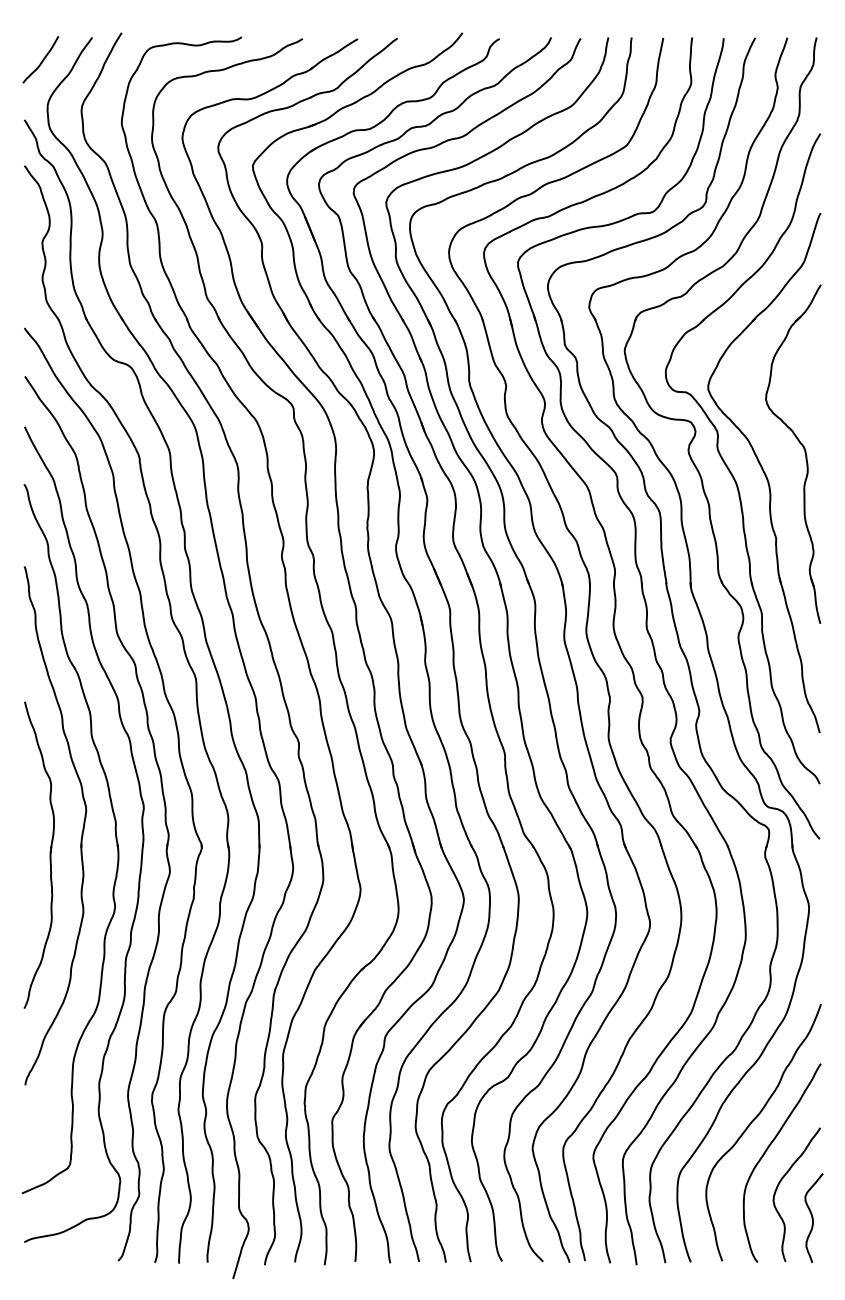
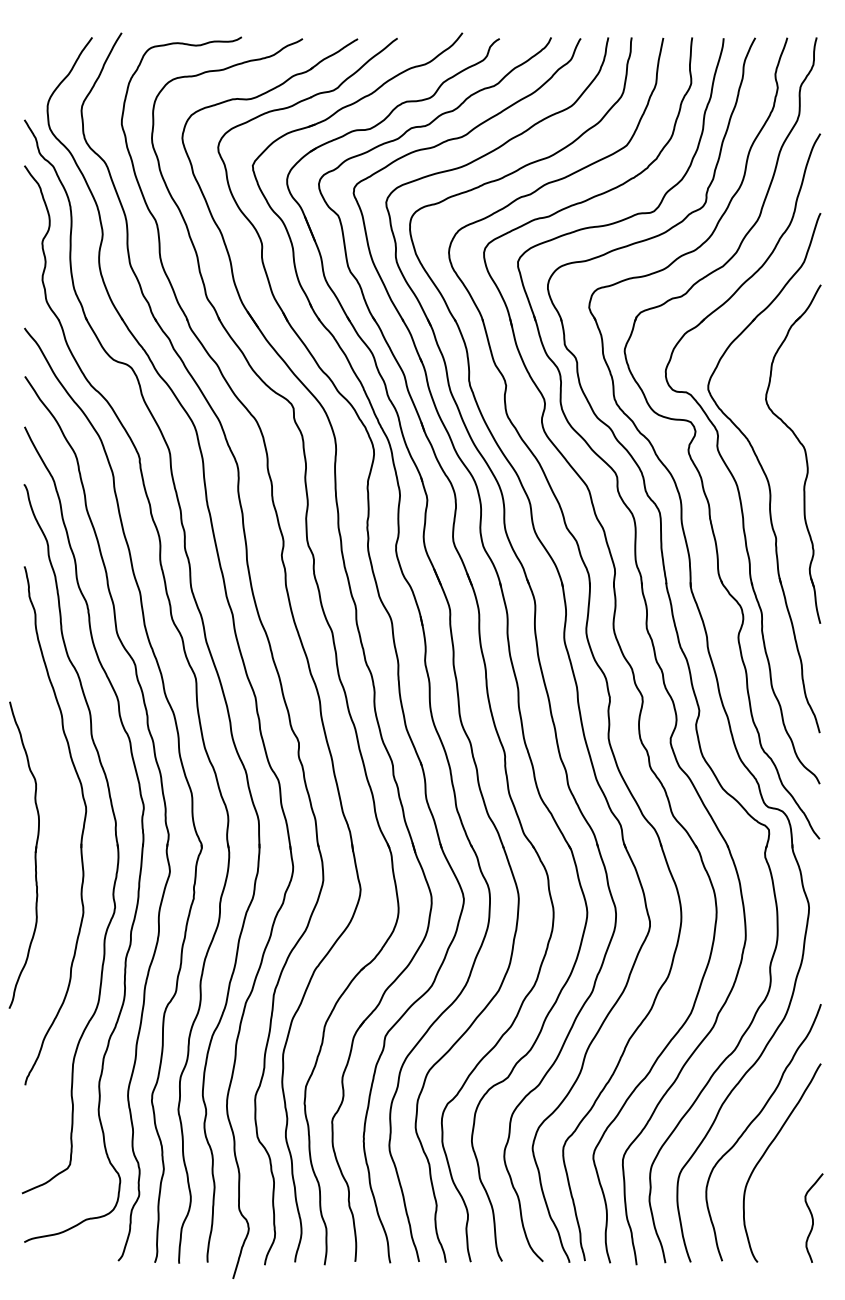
curve: present -> none (42, 59)
part position: (49, 854) -> (34, 854) (34, 854)
curve: present -> none (779, 1185)
